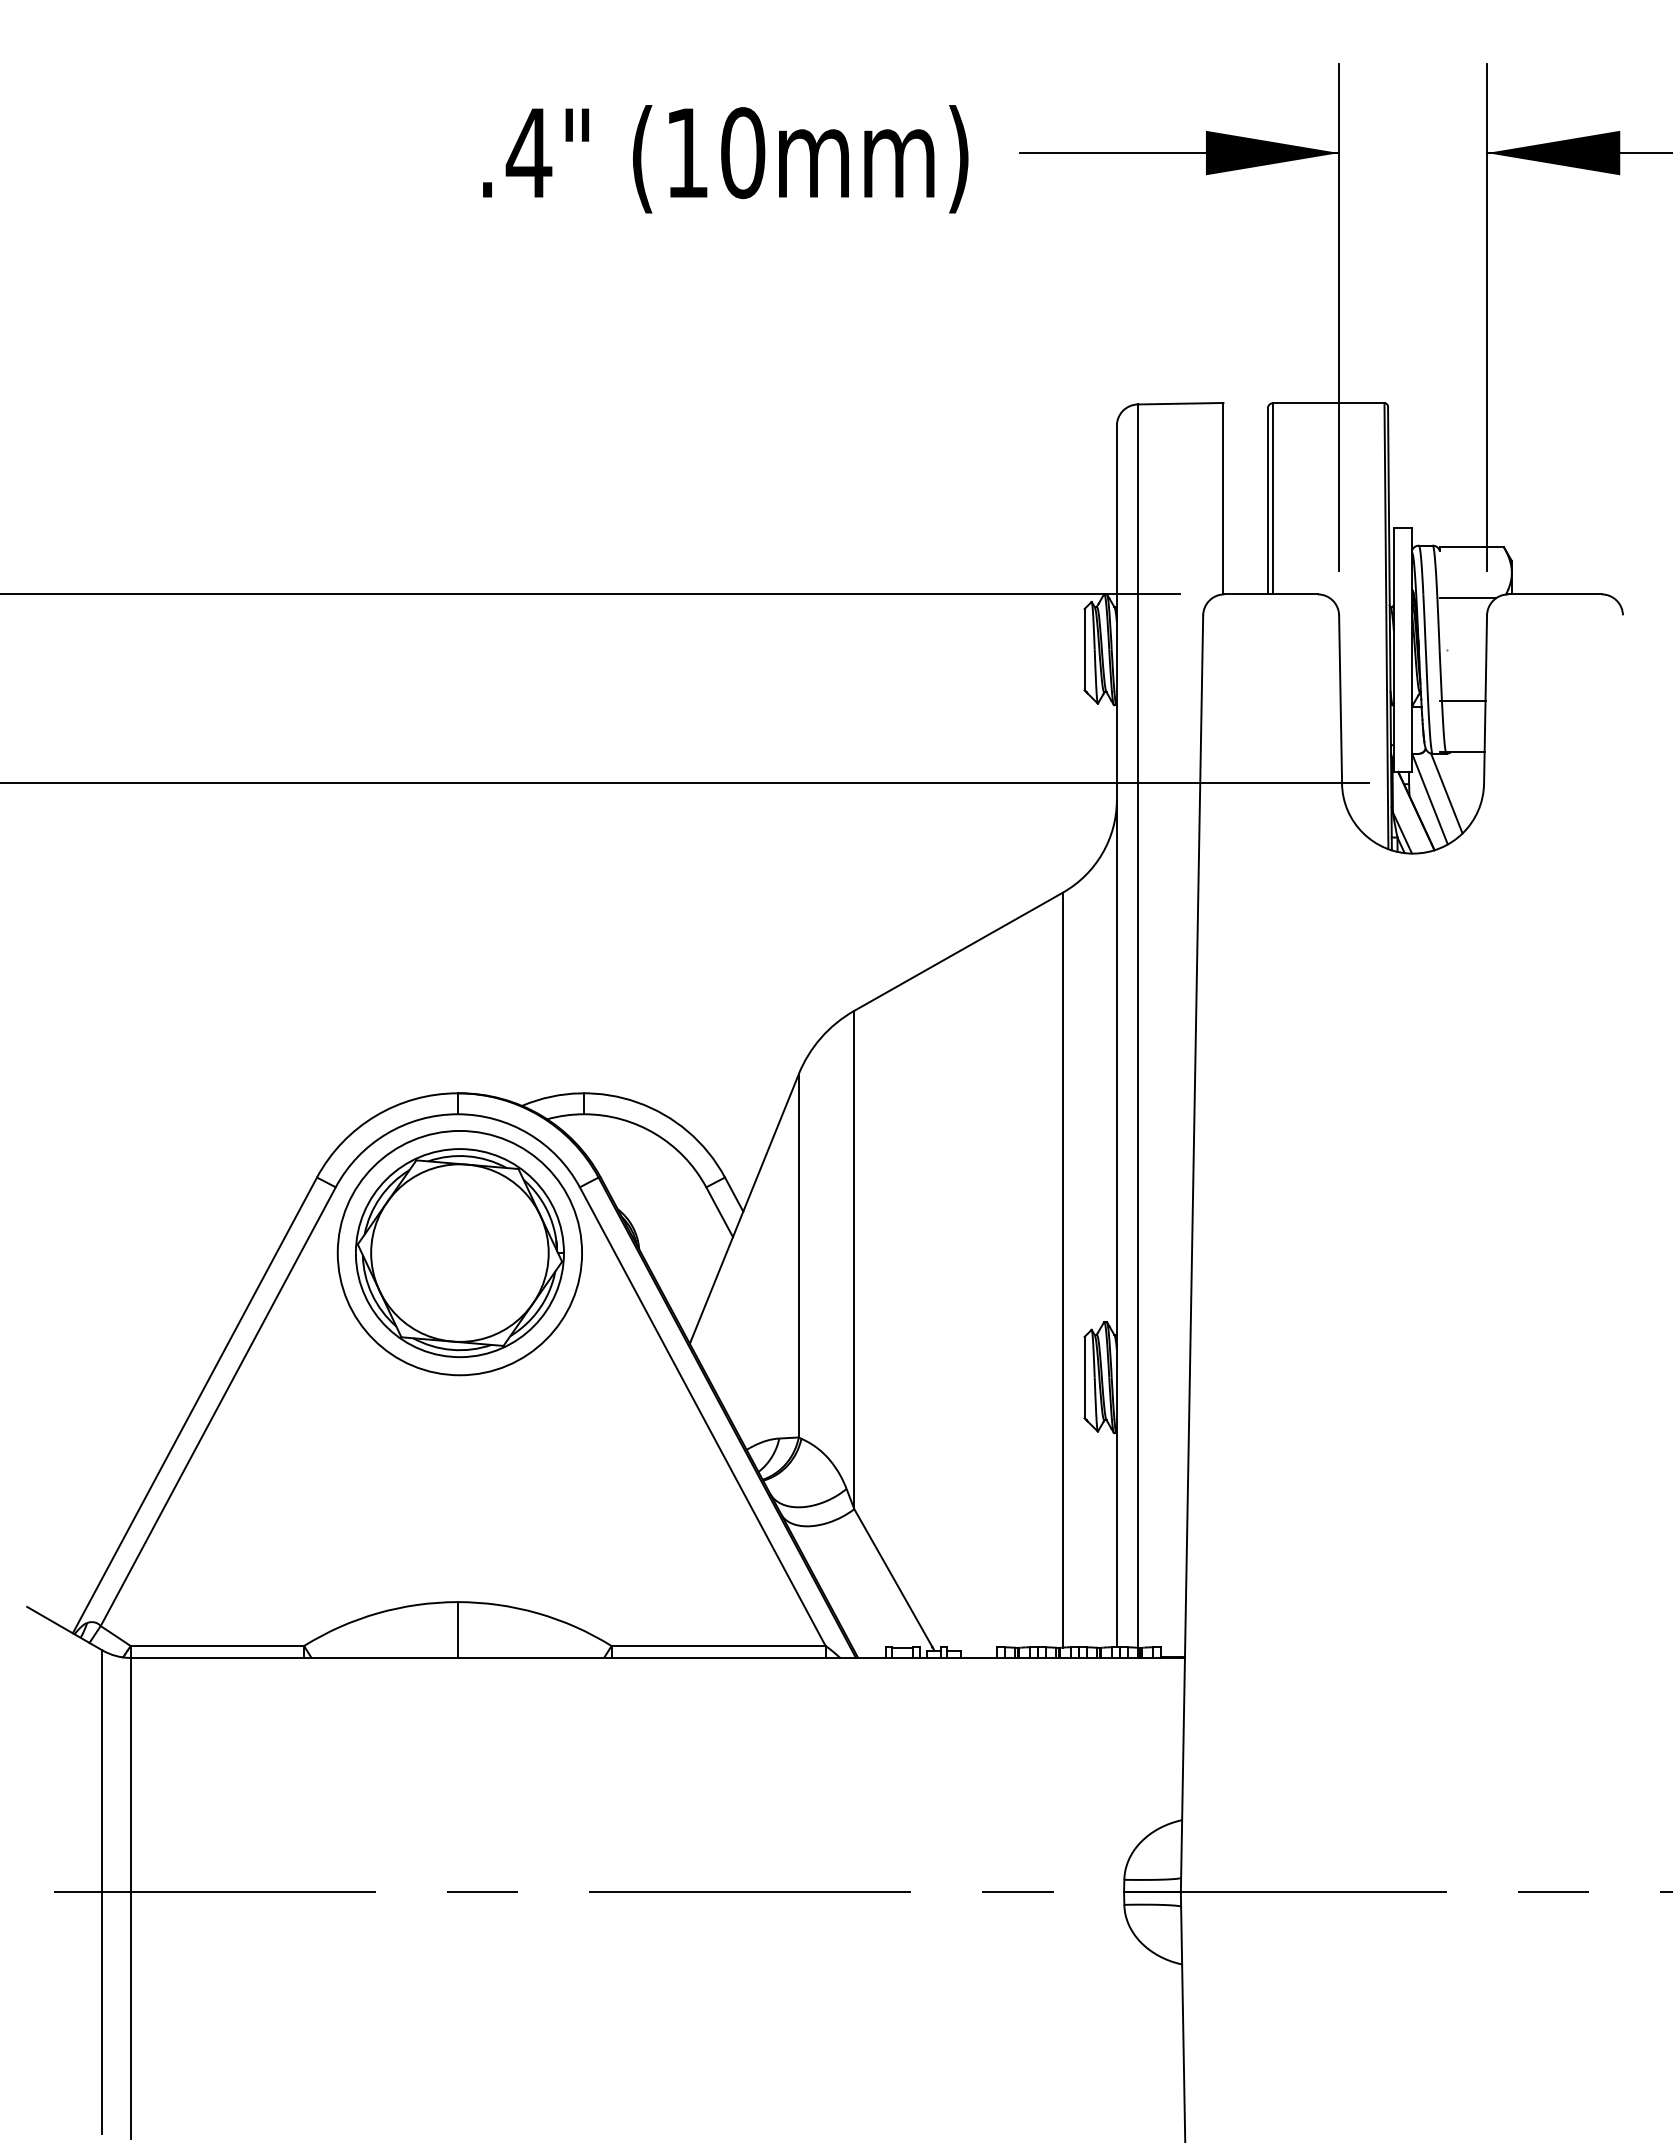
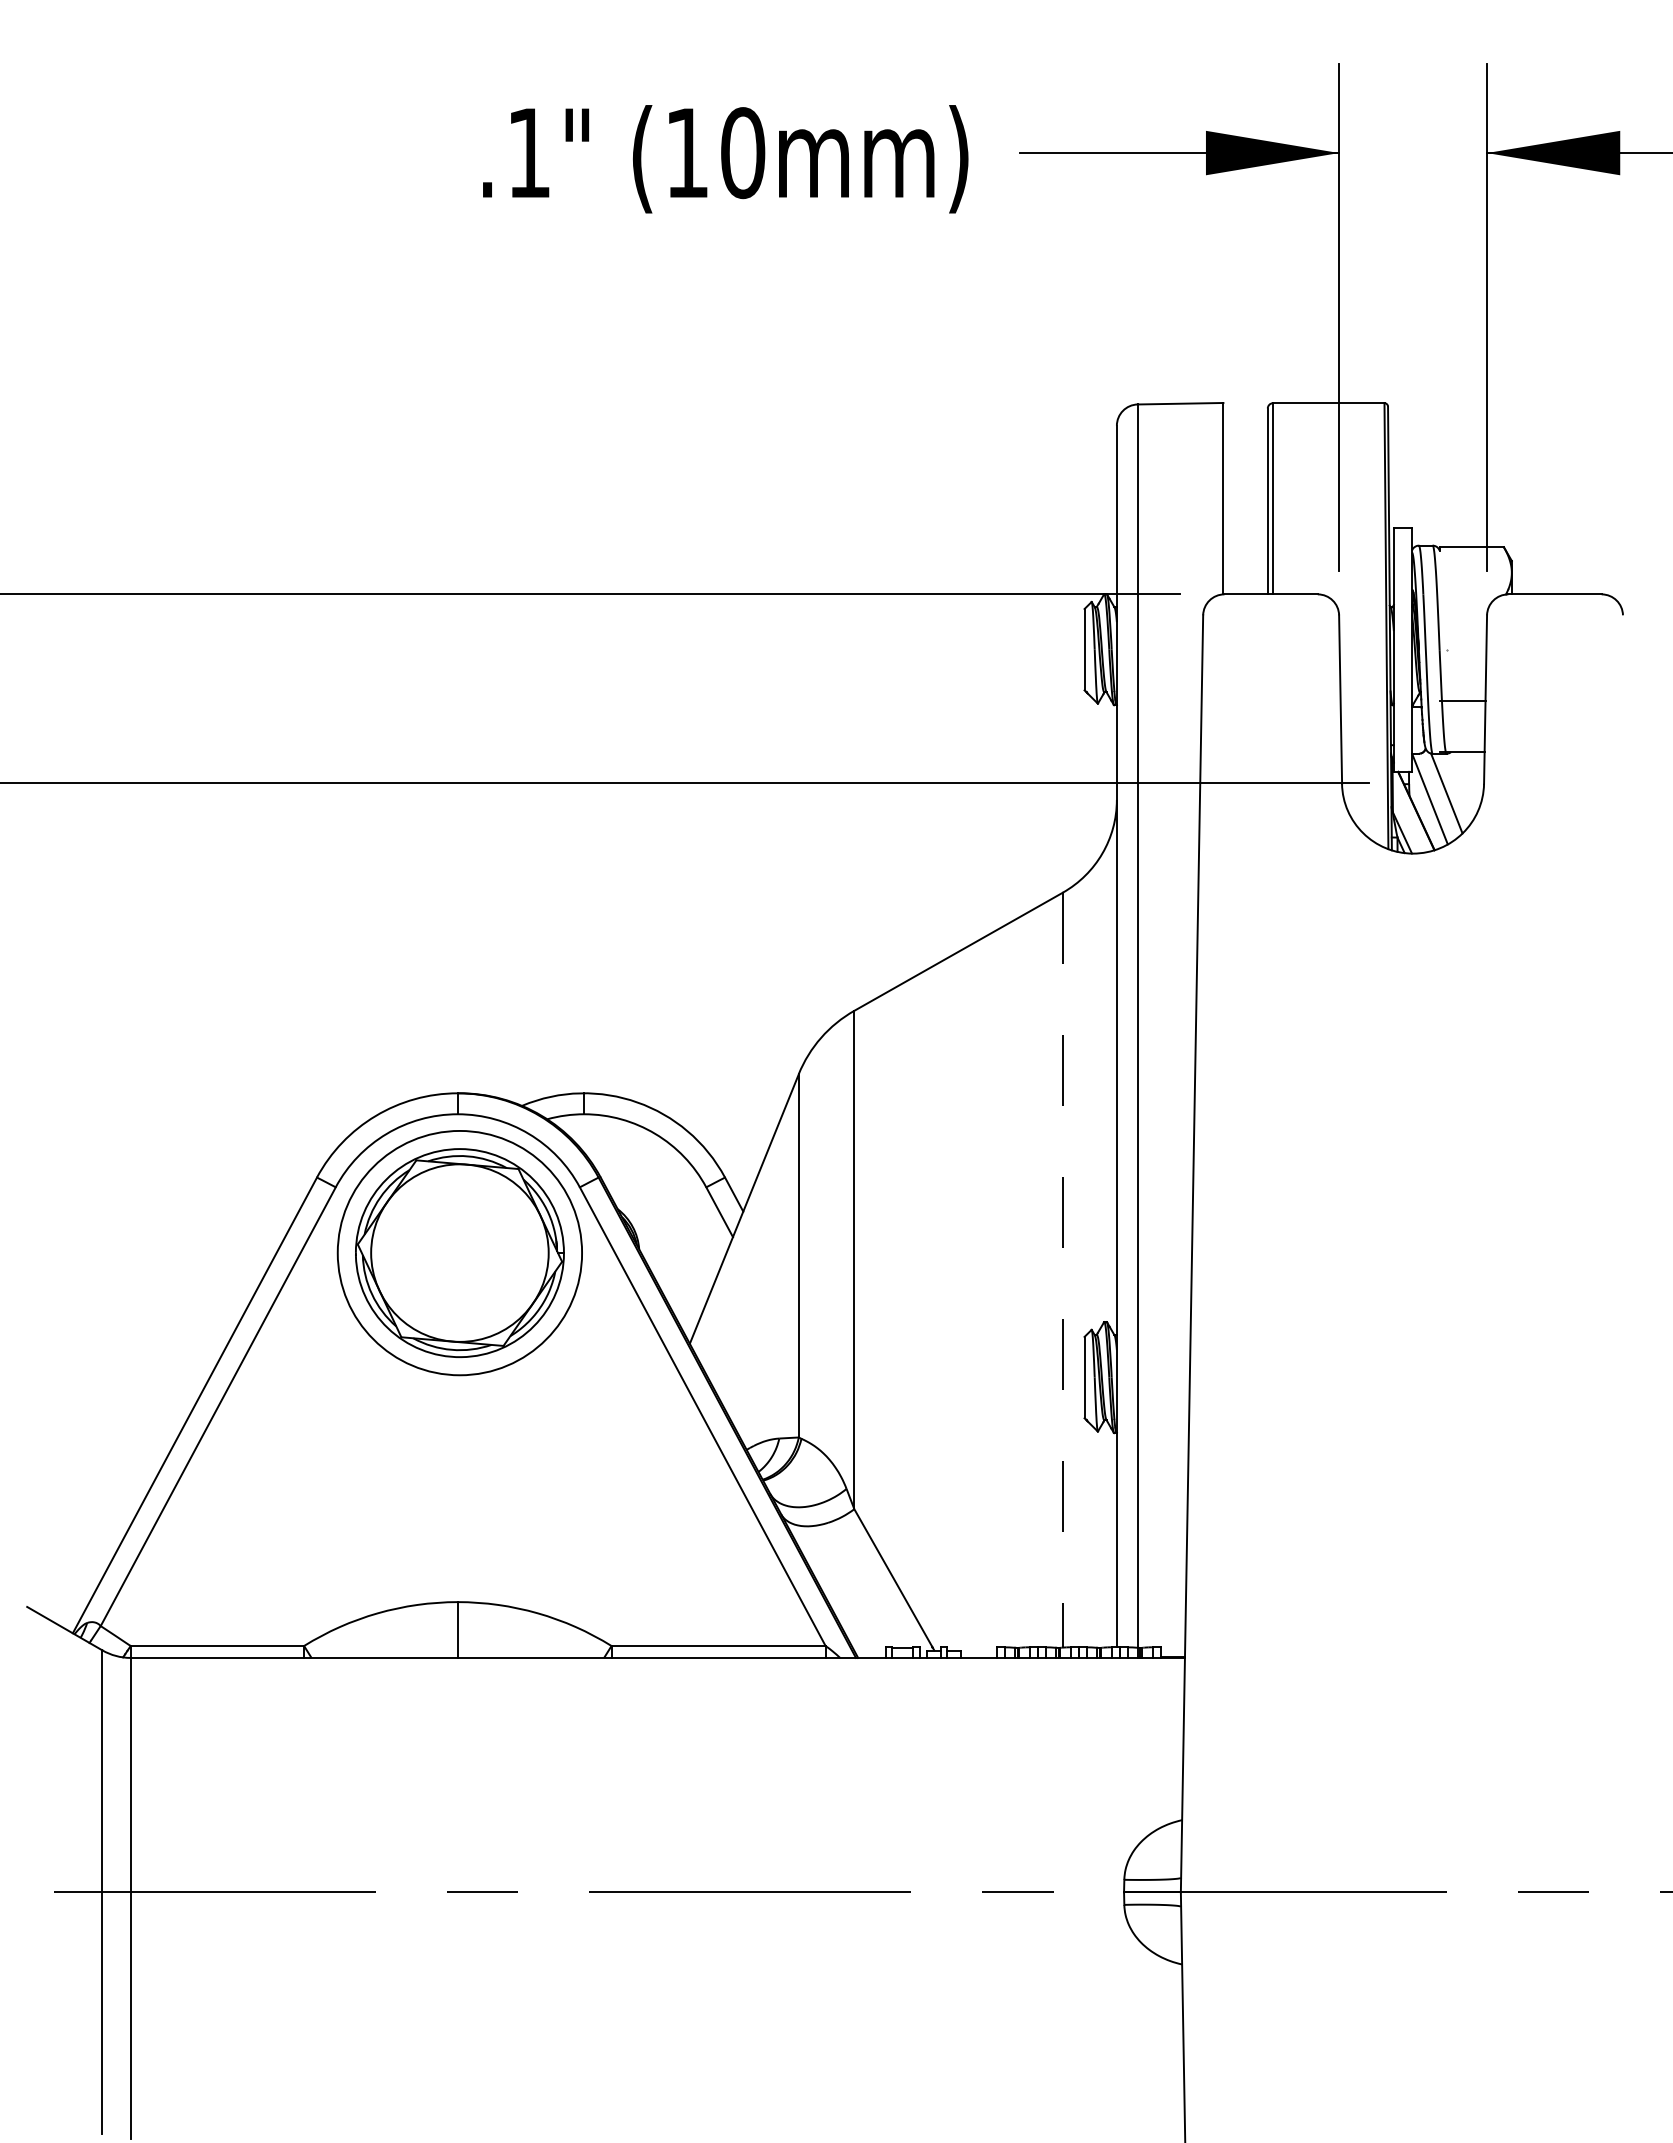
text: .4" -> .1" (528, 152)
line: present -> none (1467, 598)
line: solid -> dashed (1062, 1270)
